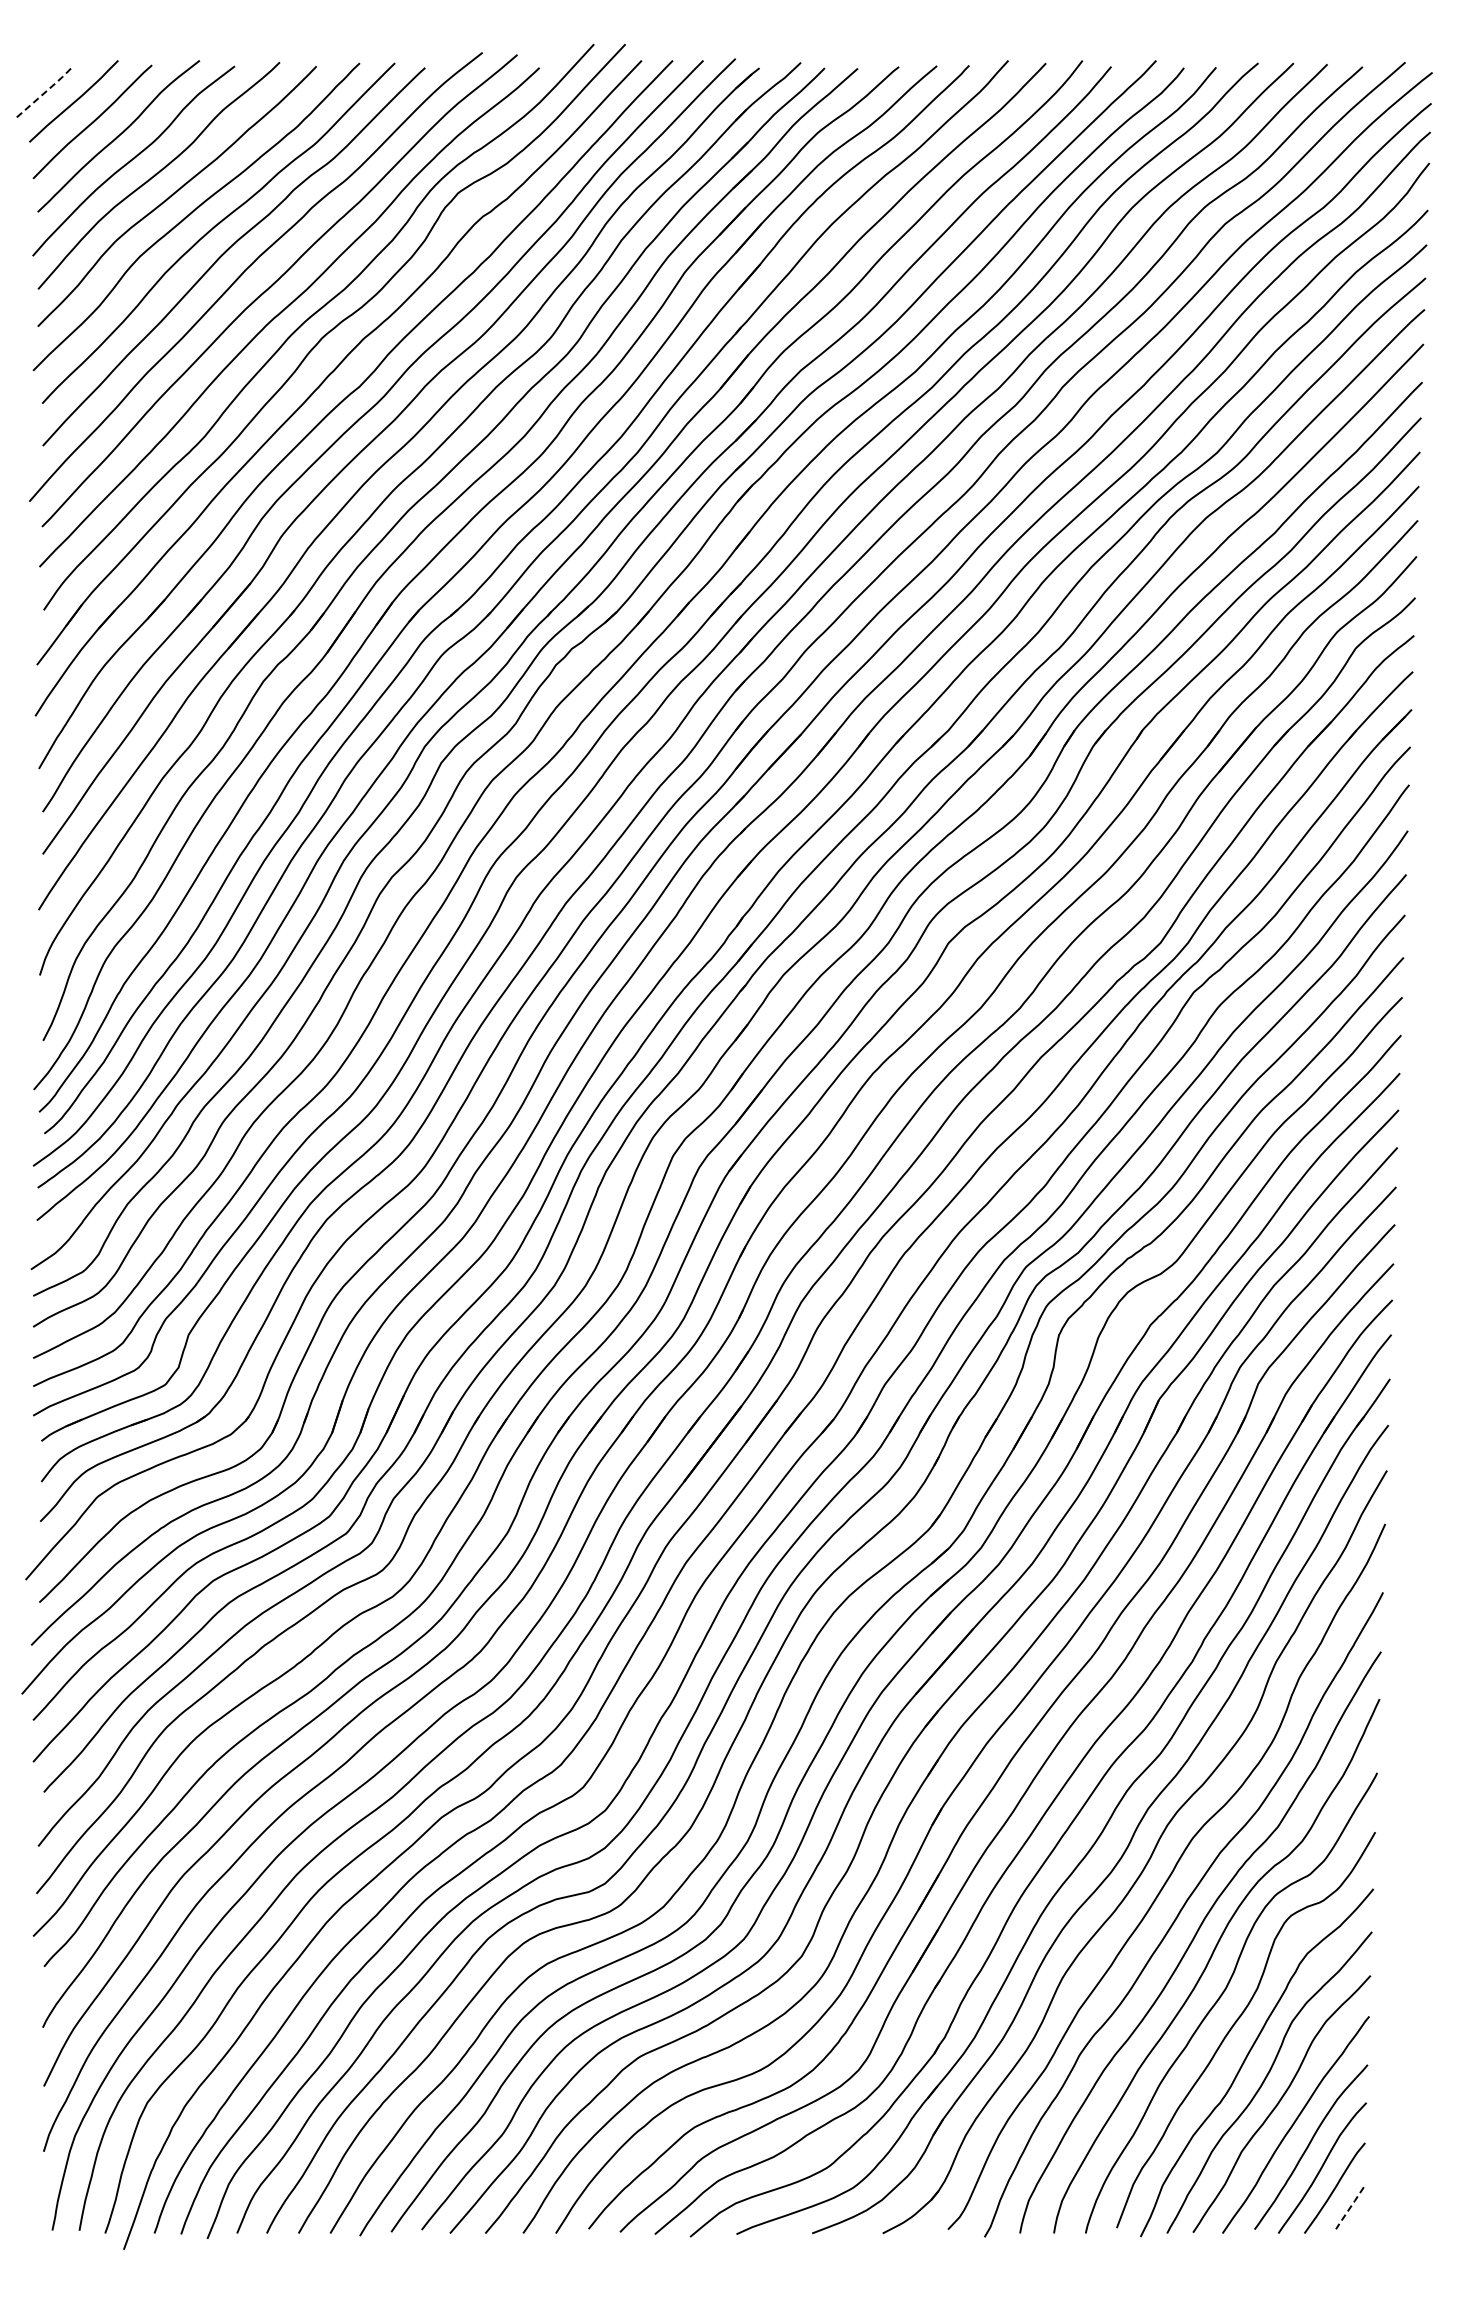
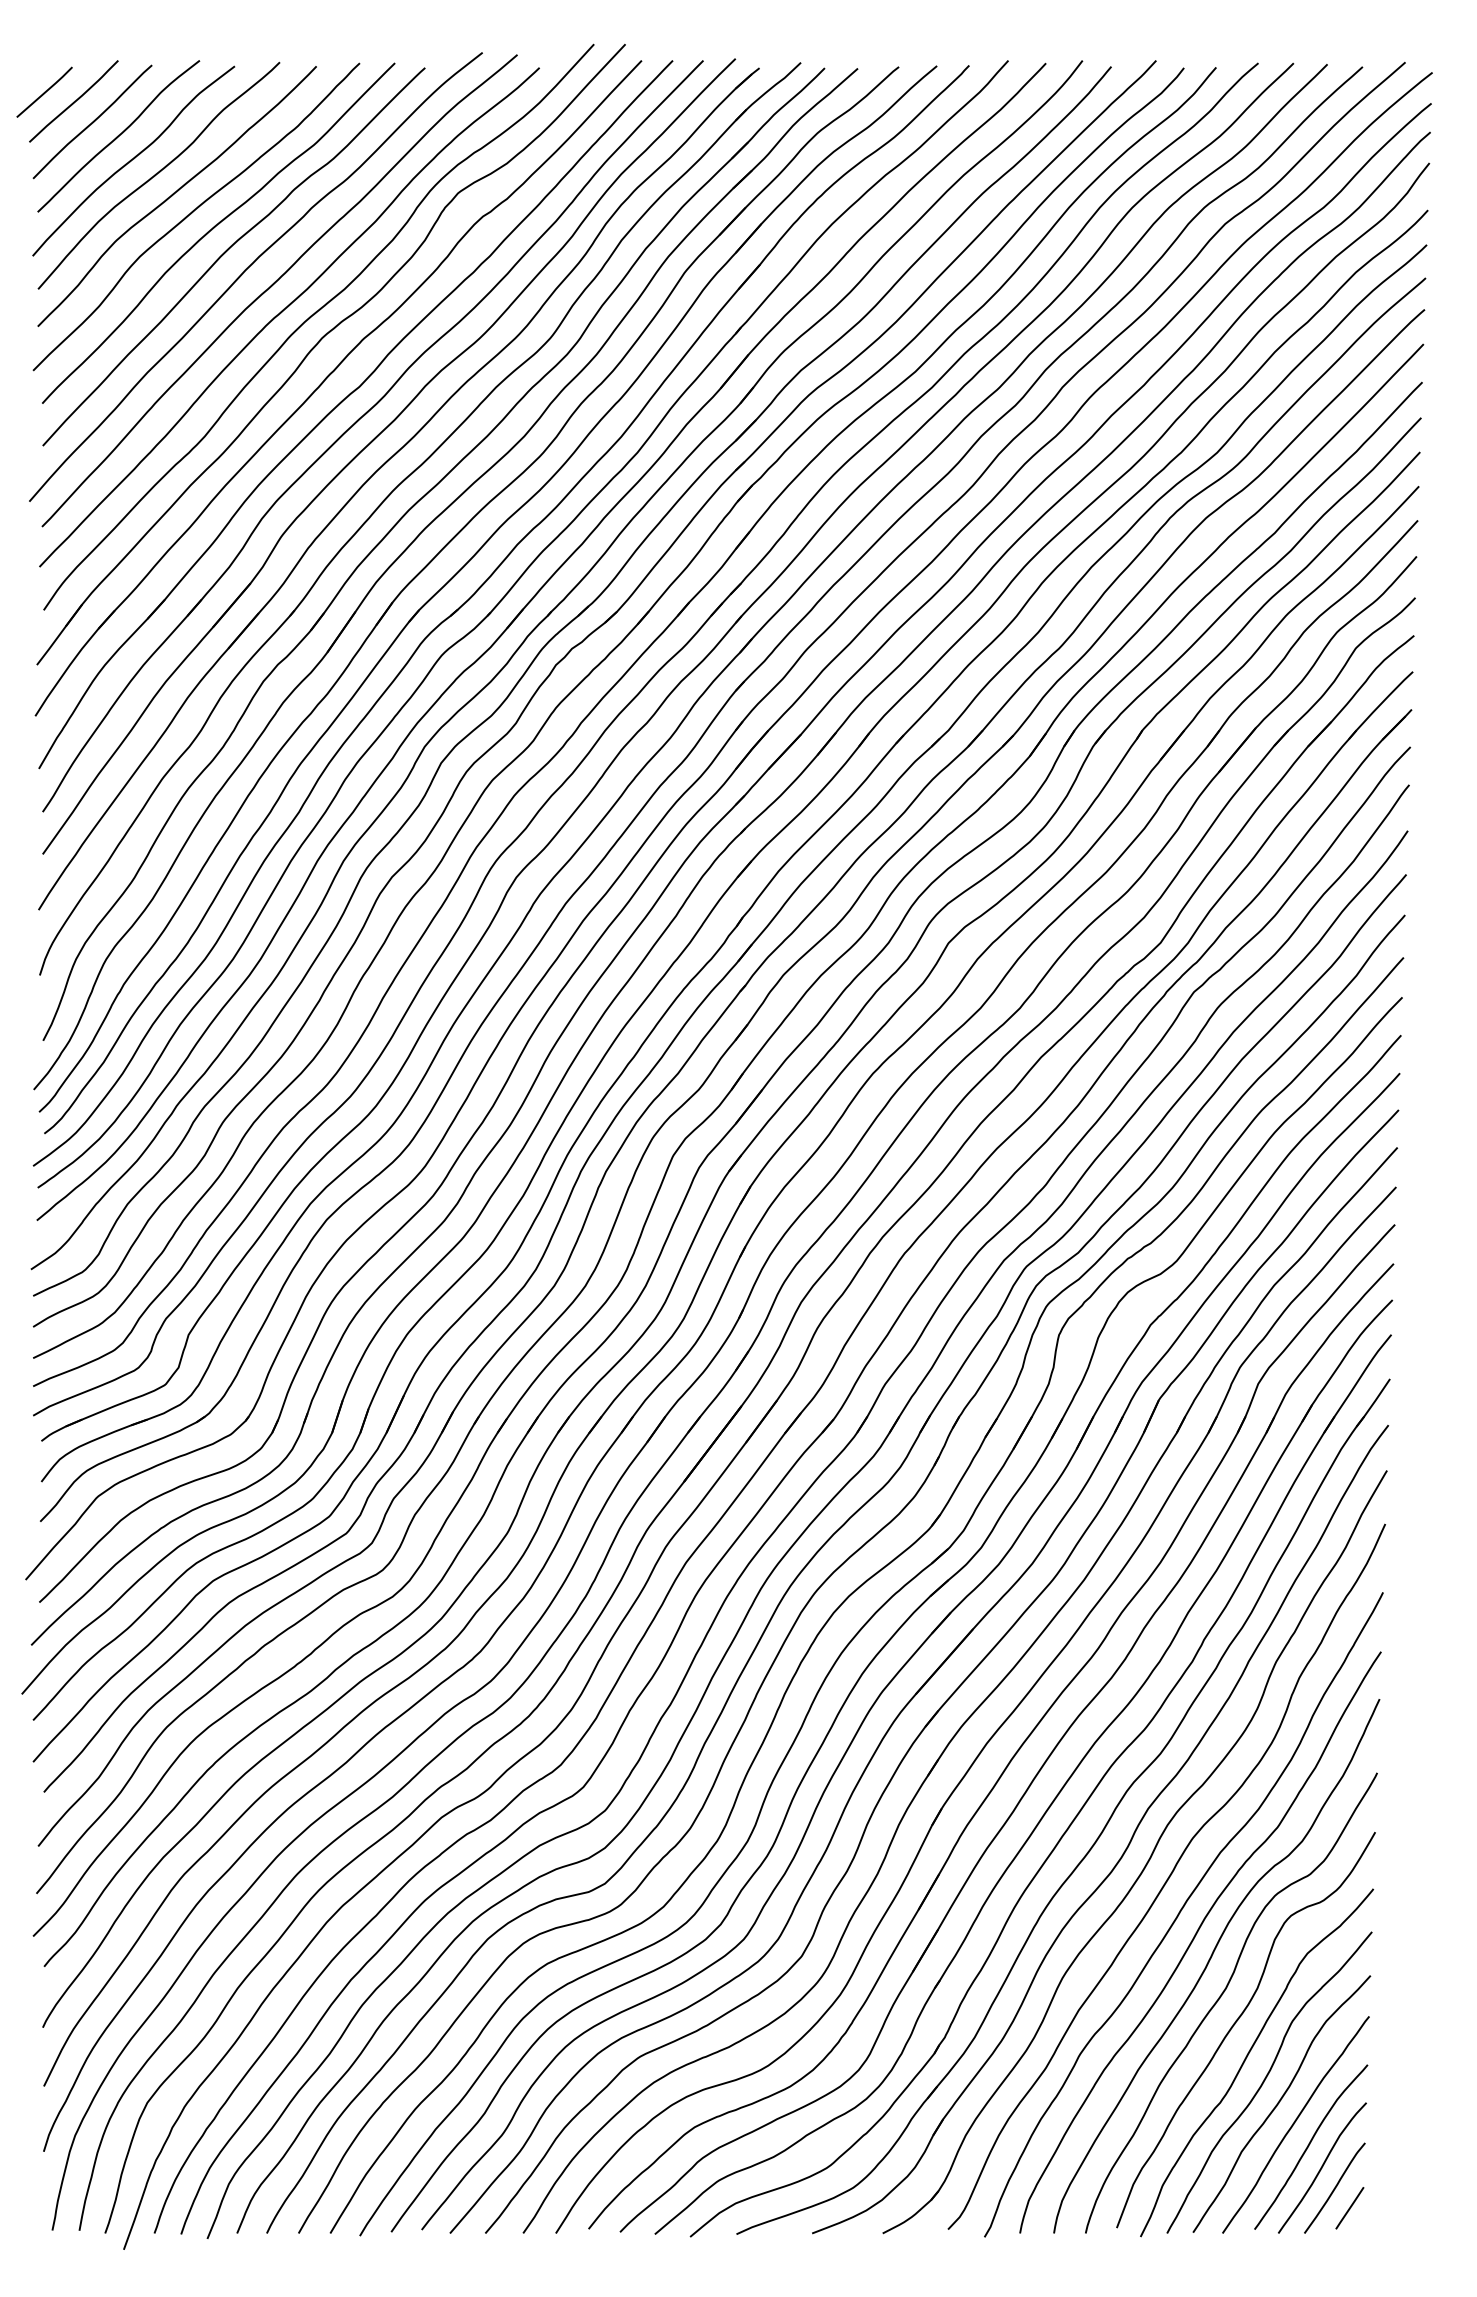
line: dashed -> solid (46, 91)
line: dashed -> solid (1350, 2208)
